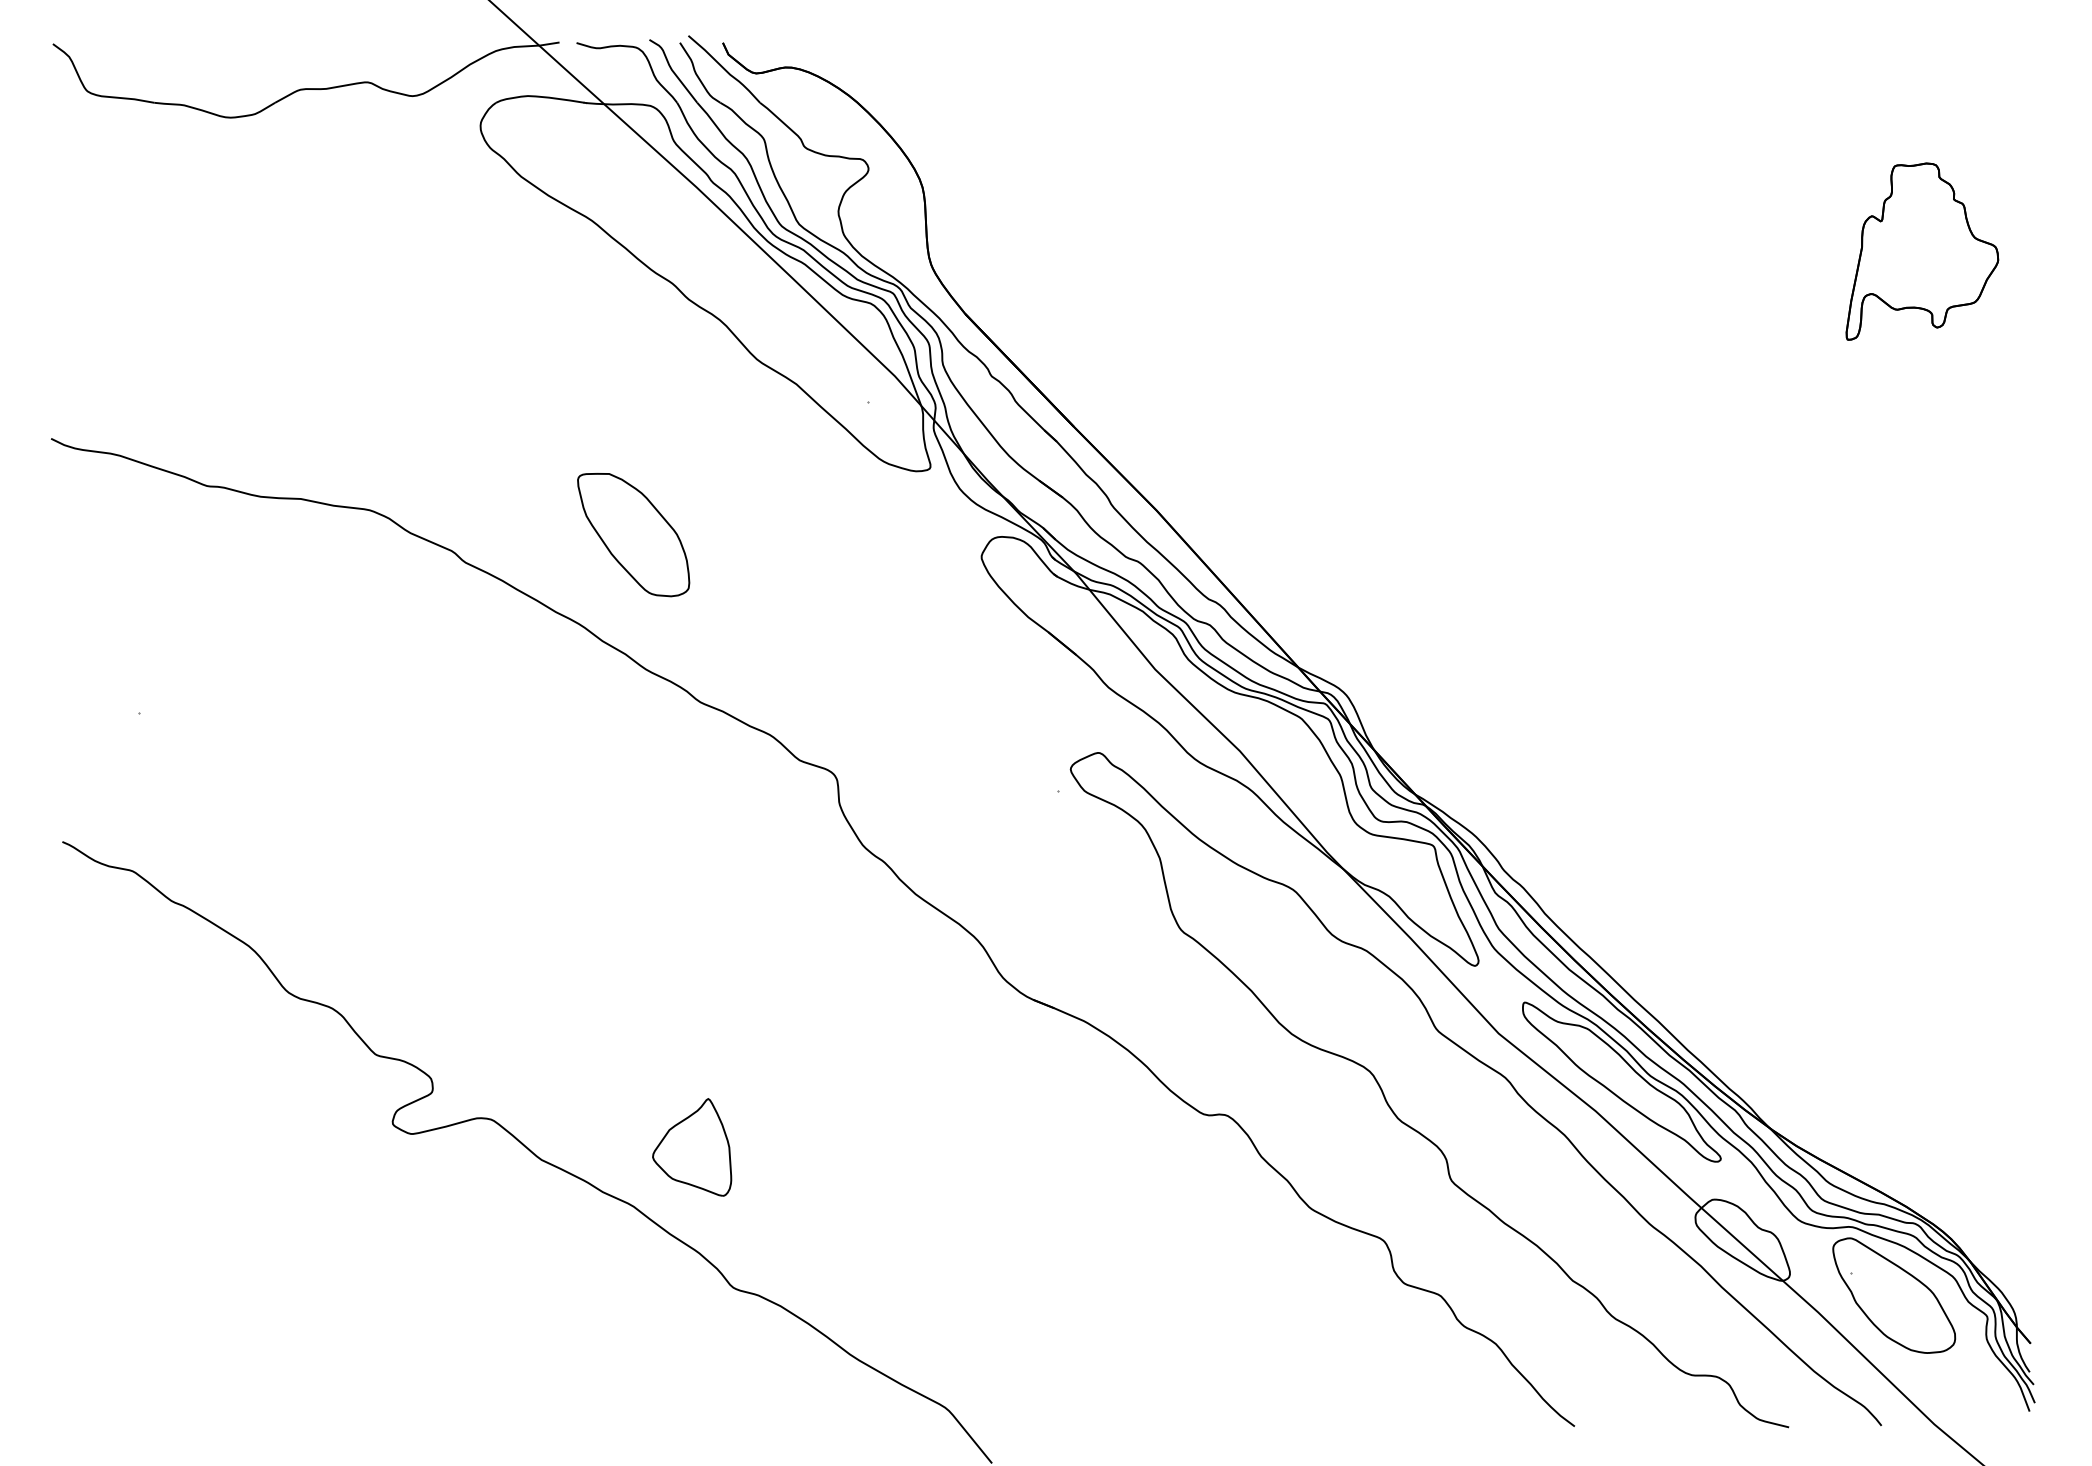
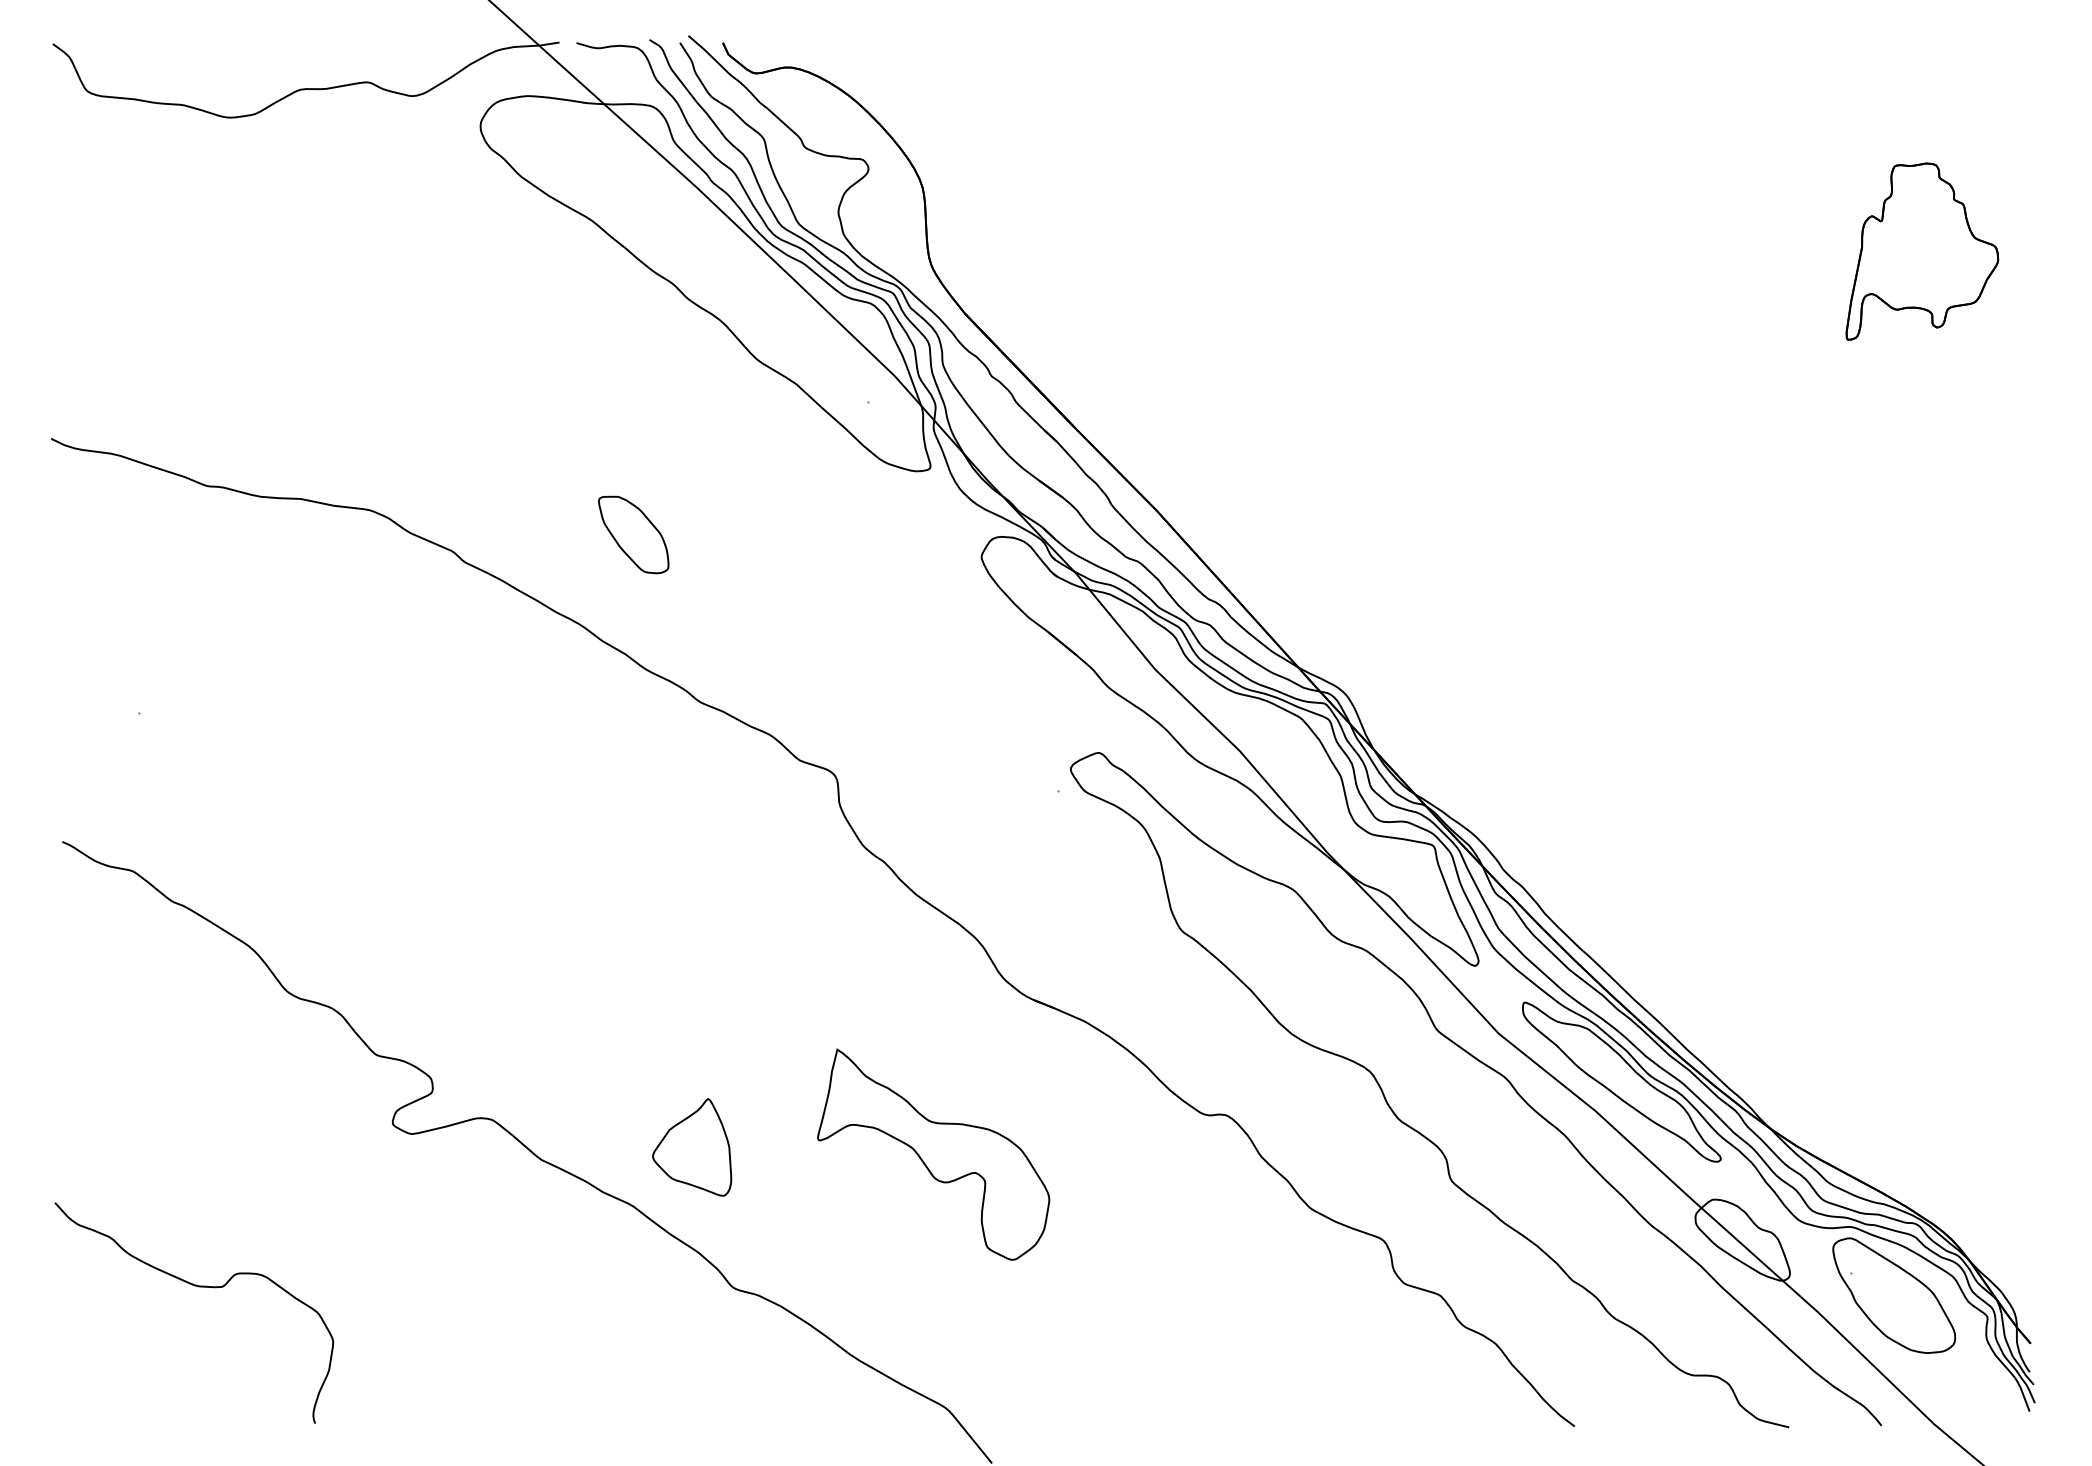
part size: 114x125 px -> 72x80 px (633, 534)
part: none -> present (933, 1154)
curve: none -> present (198, 1287)
